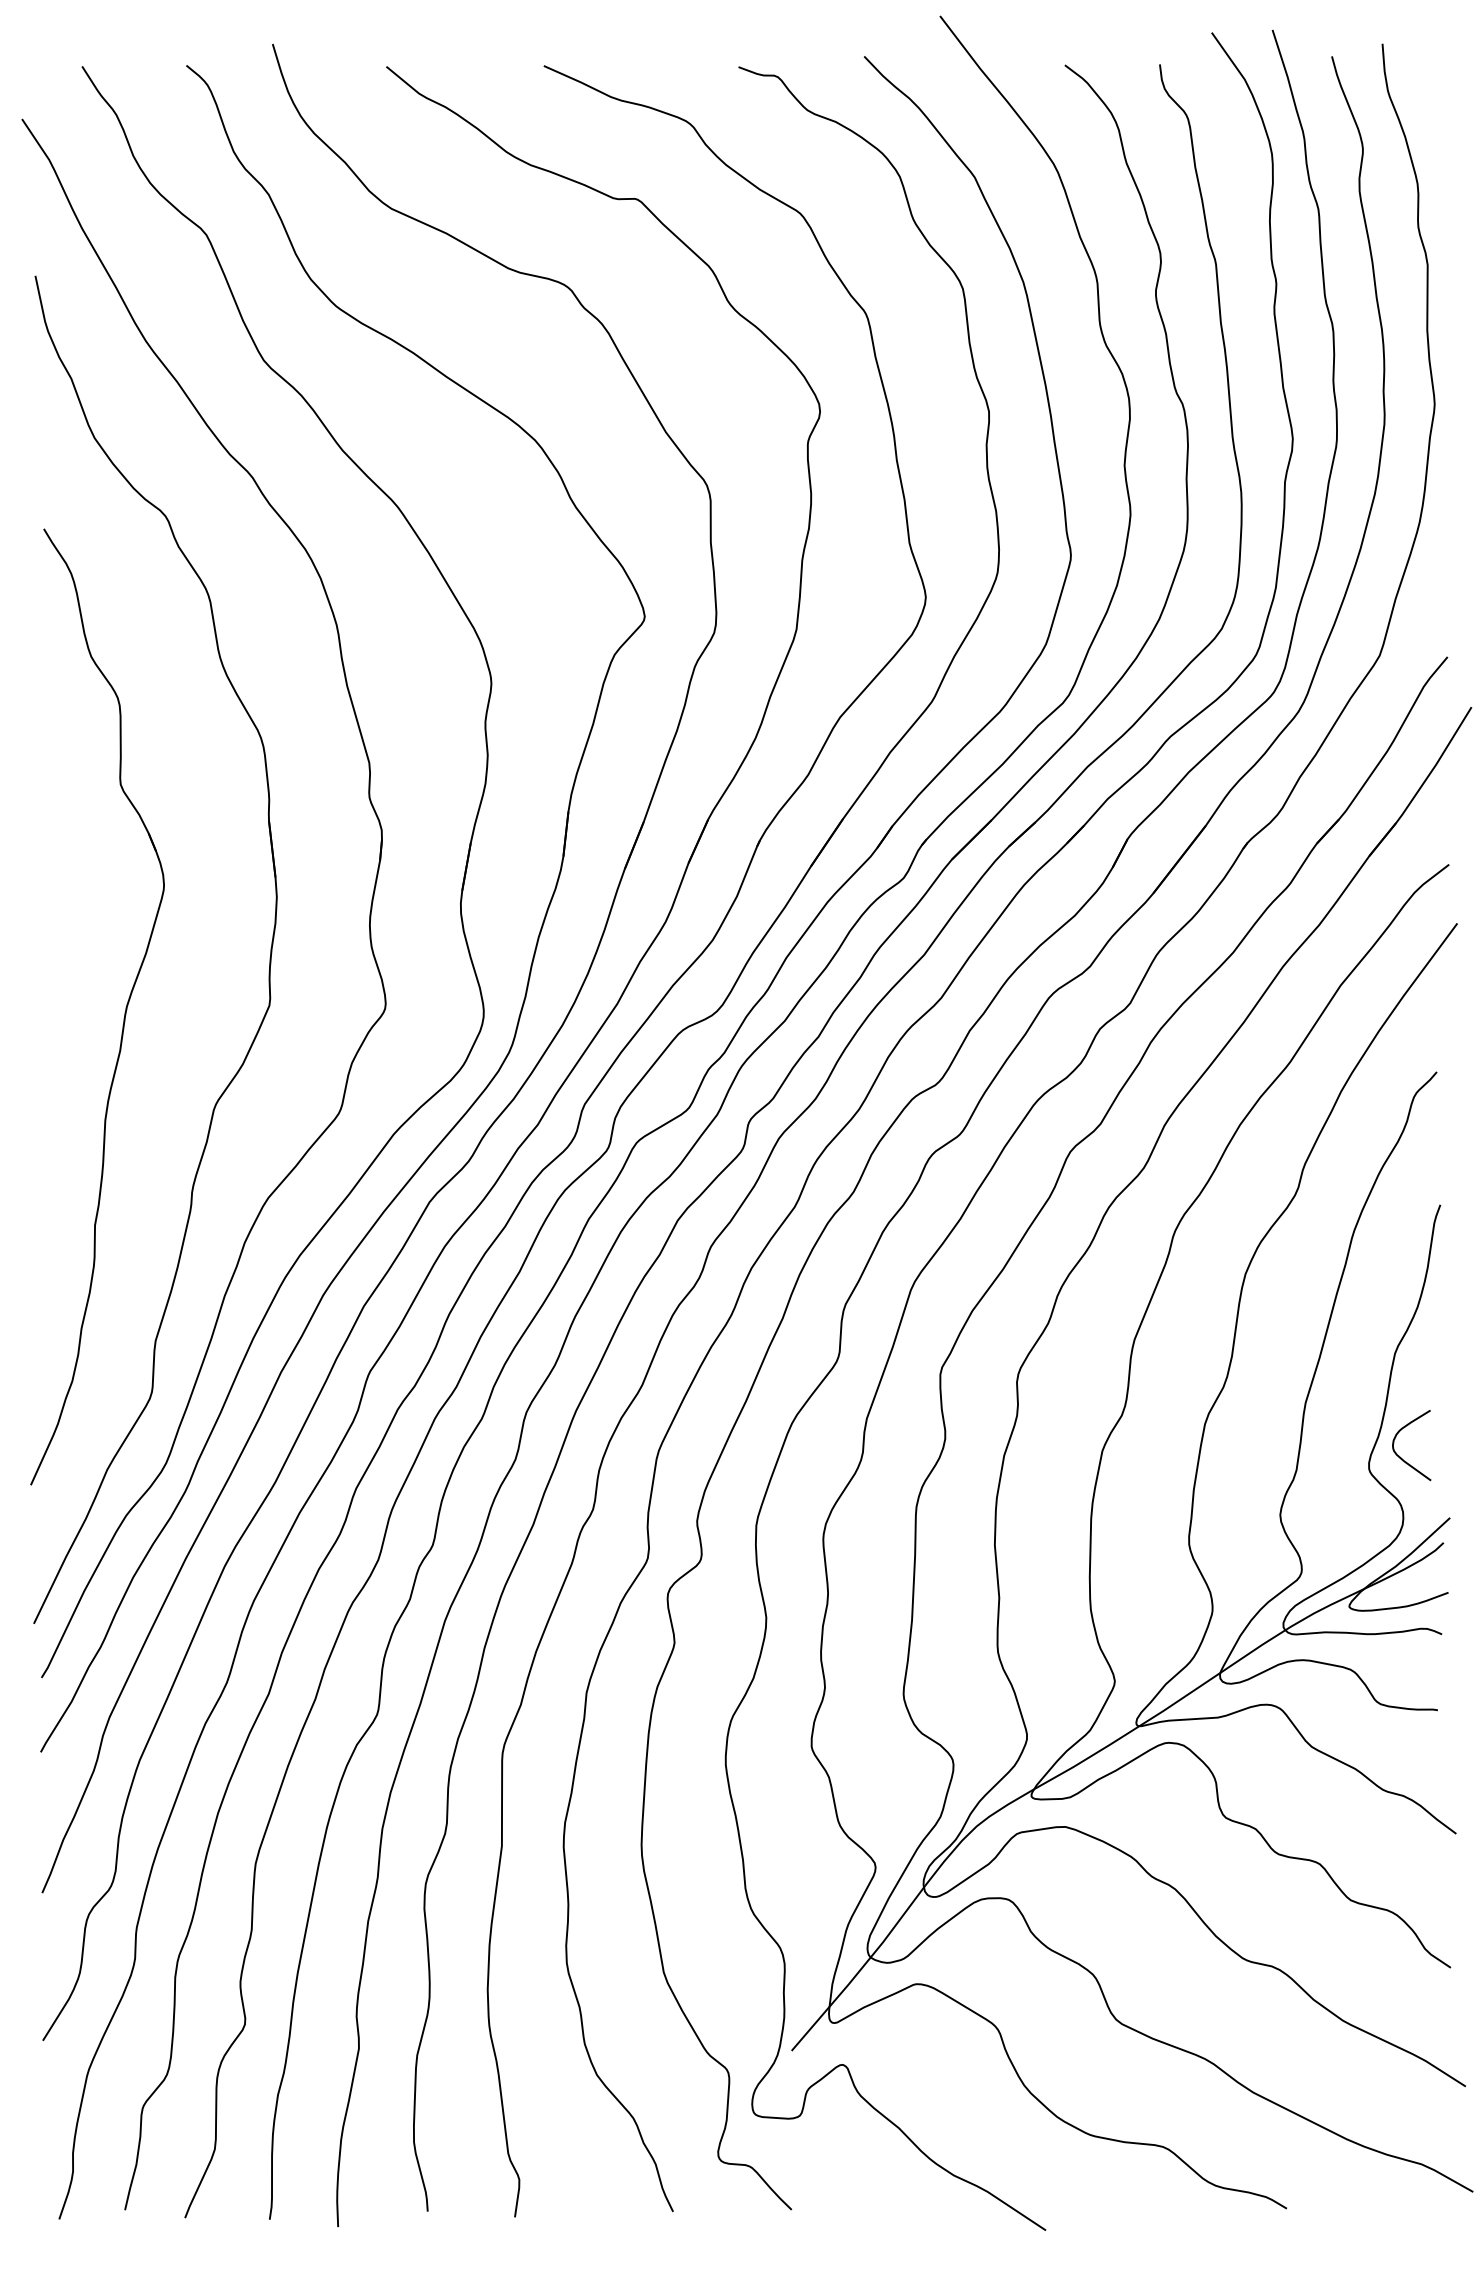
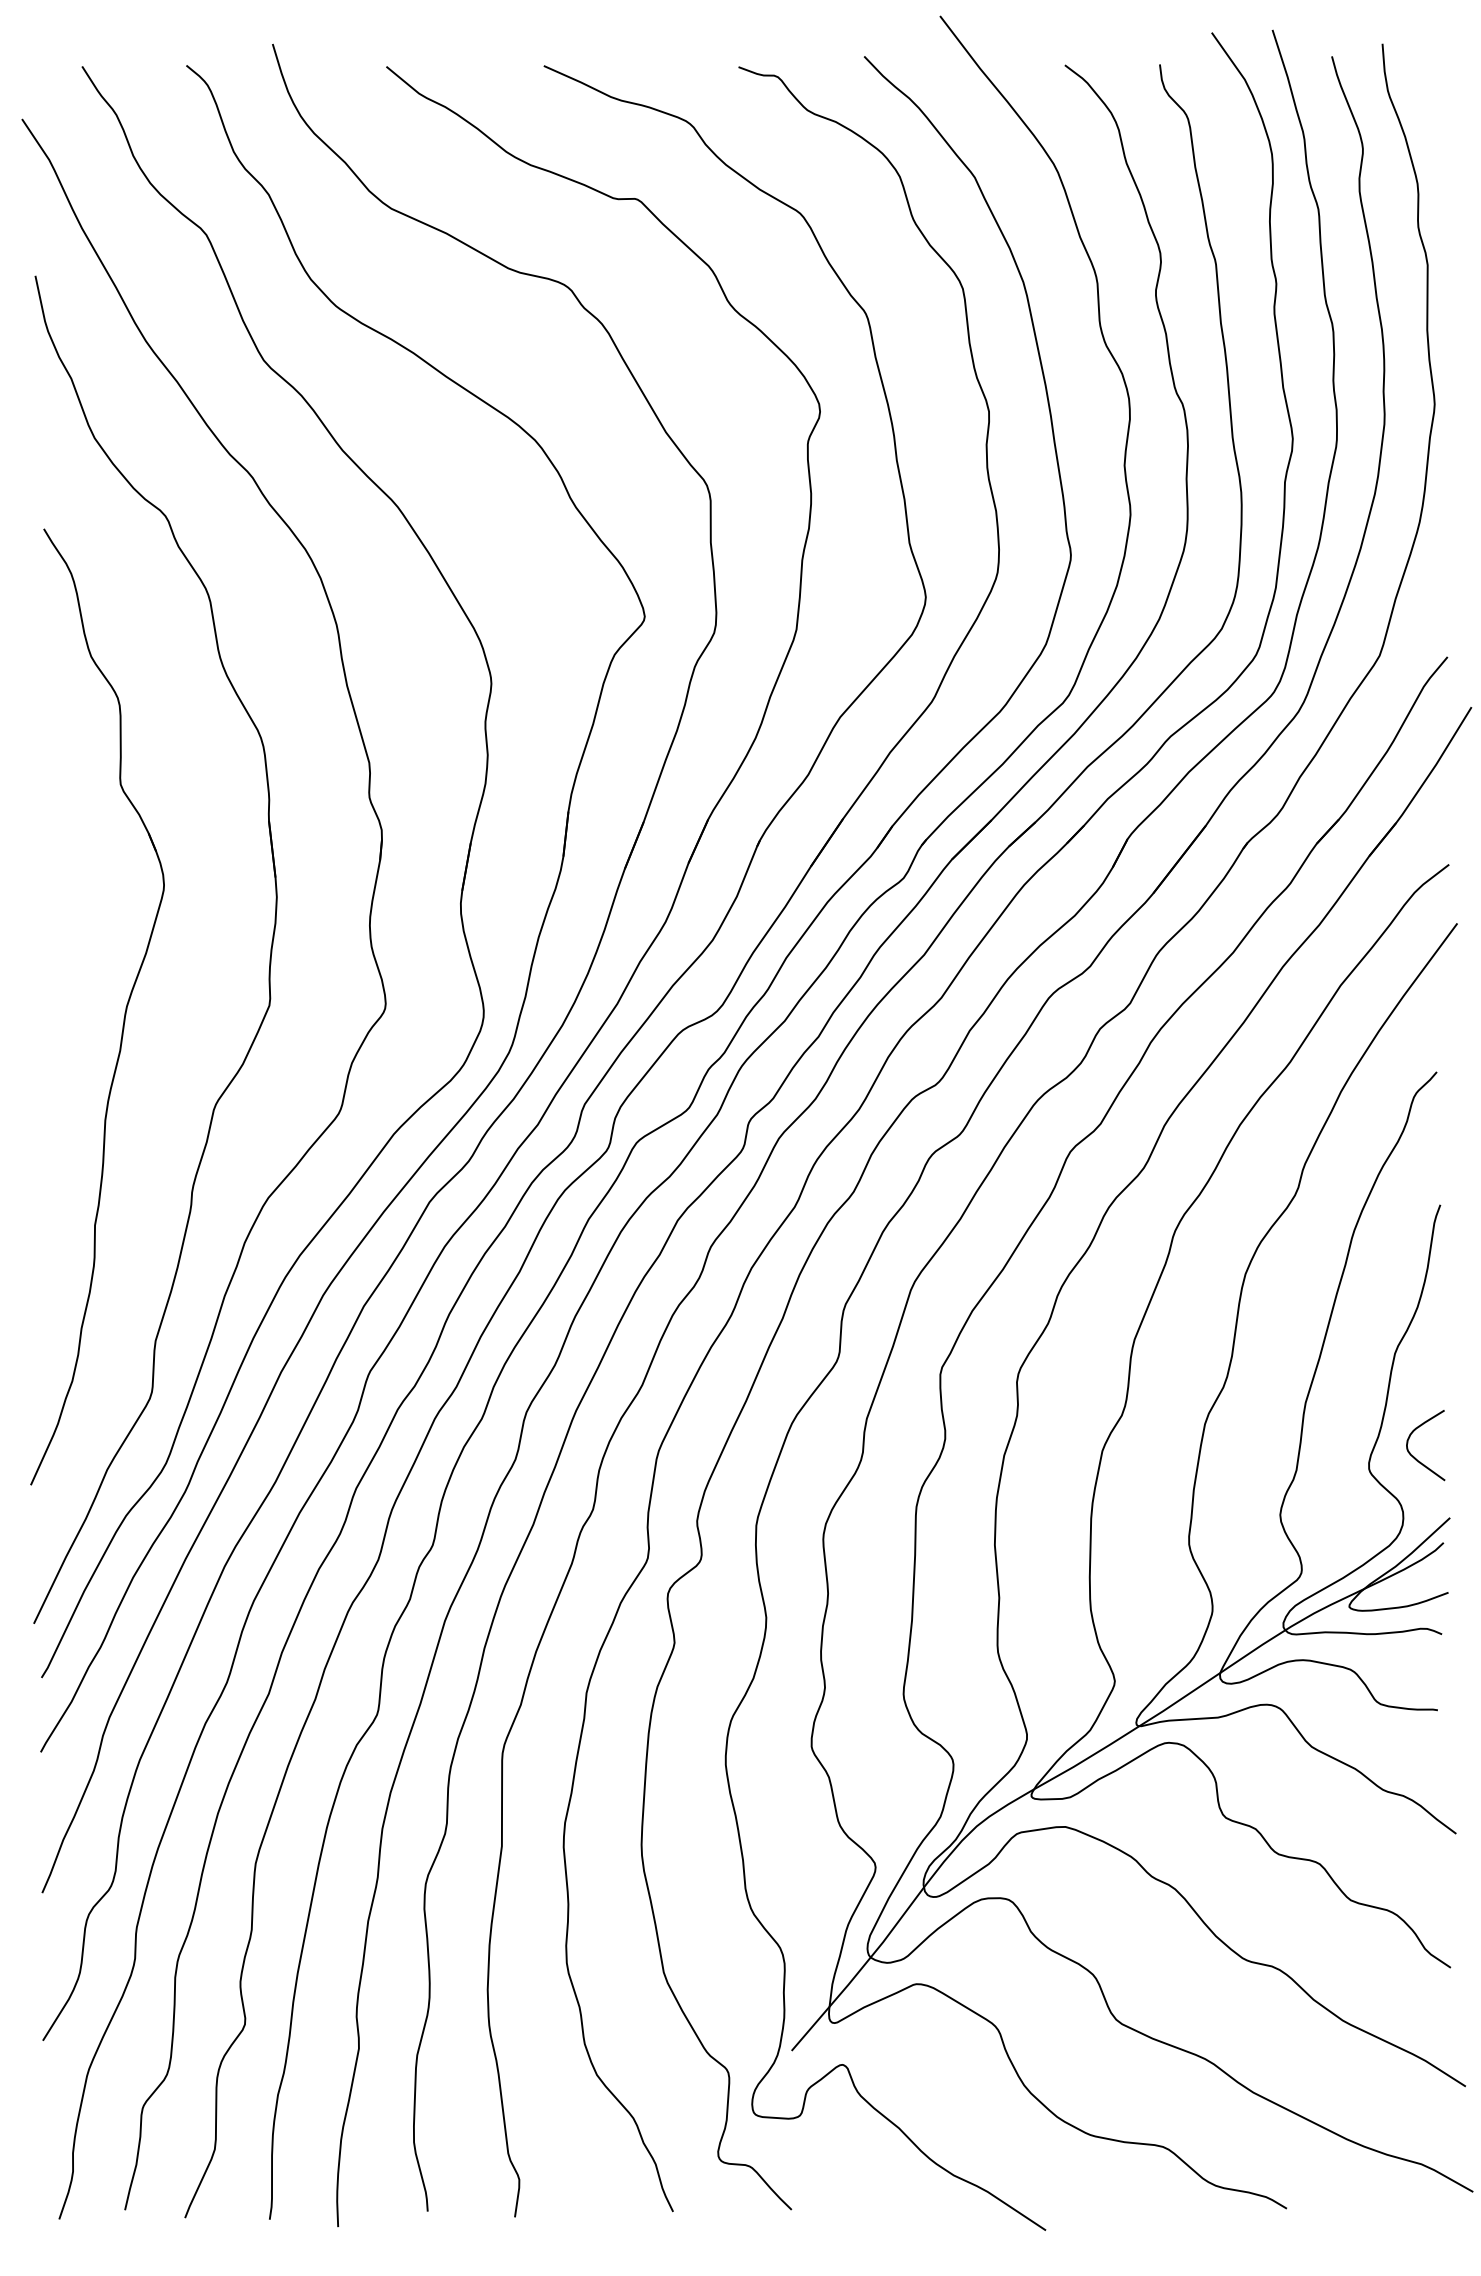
curve position: (1400, 1456) -> (1414, 1456) (1414, 1456)
